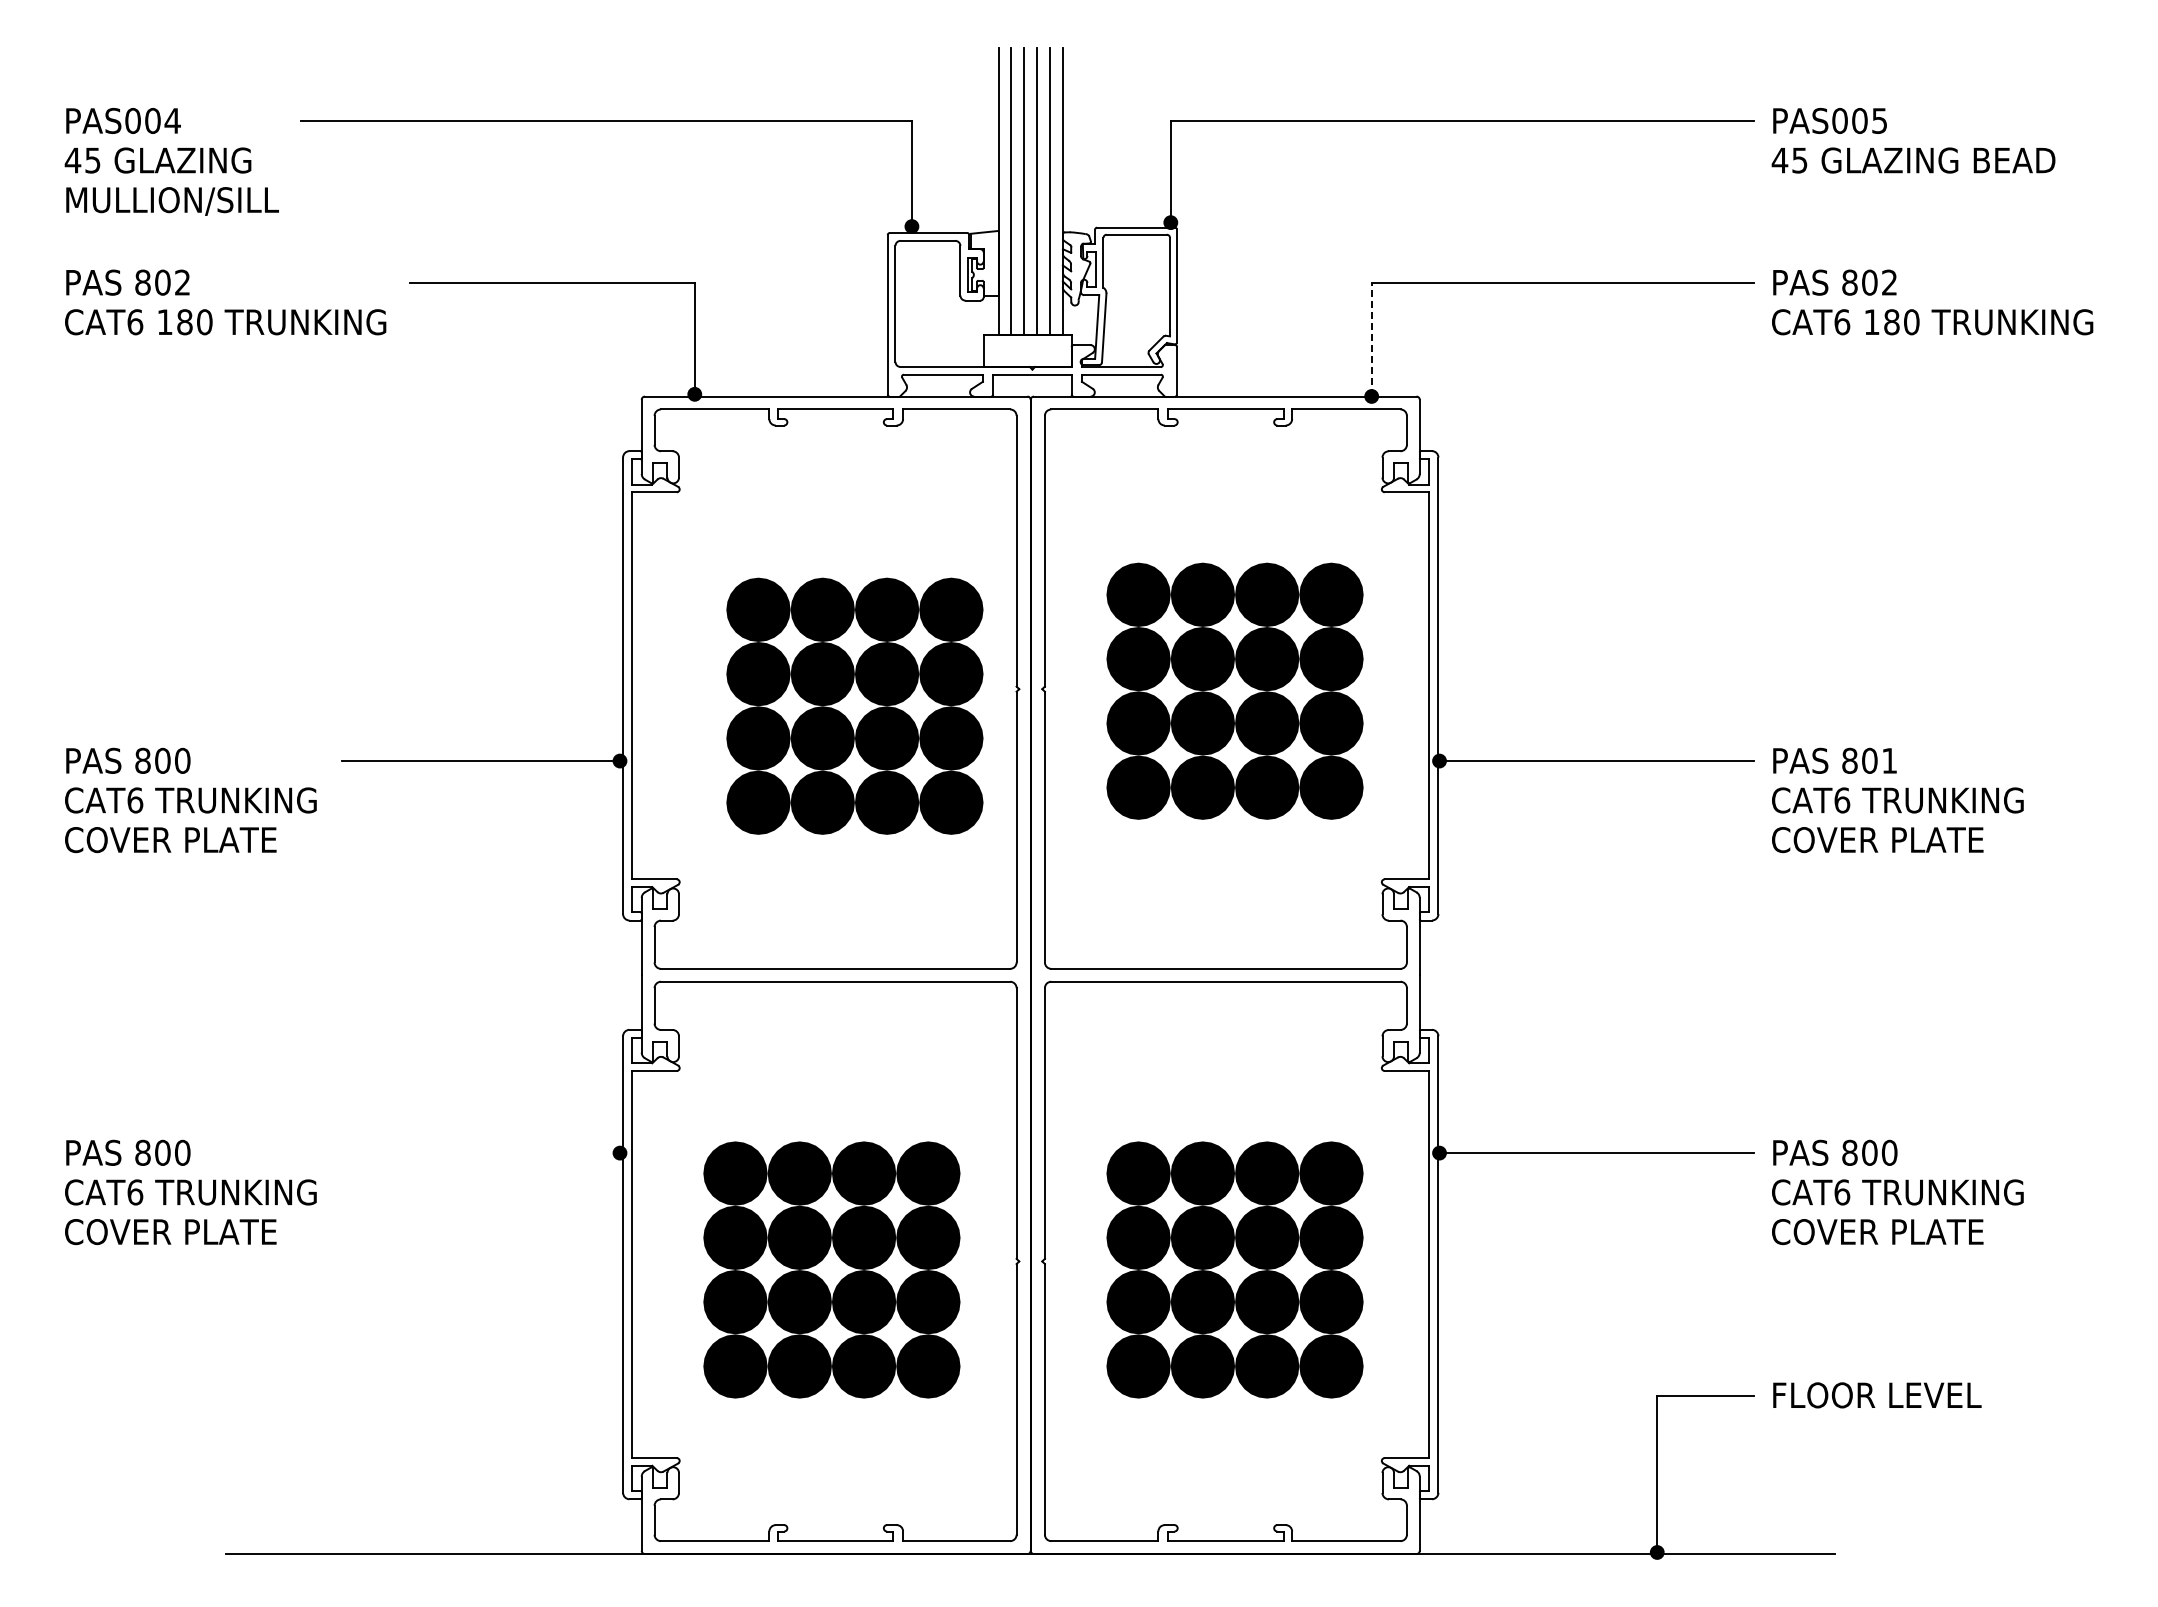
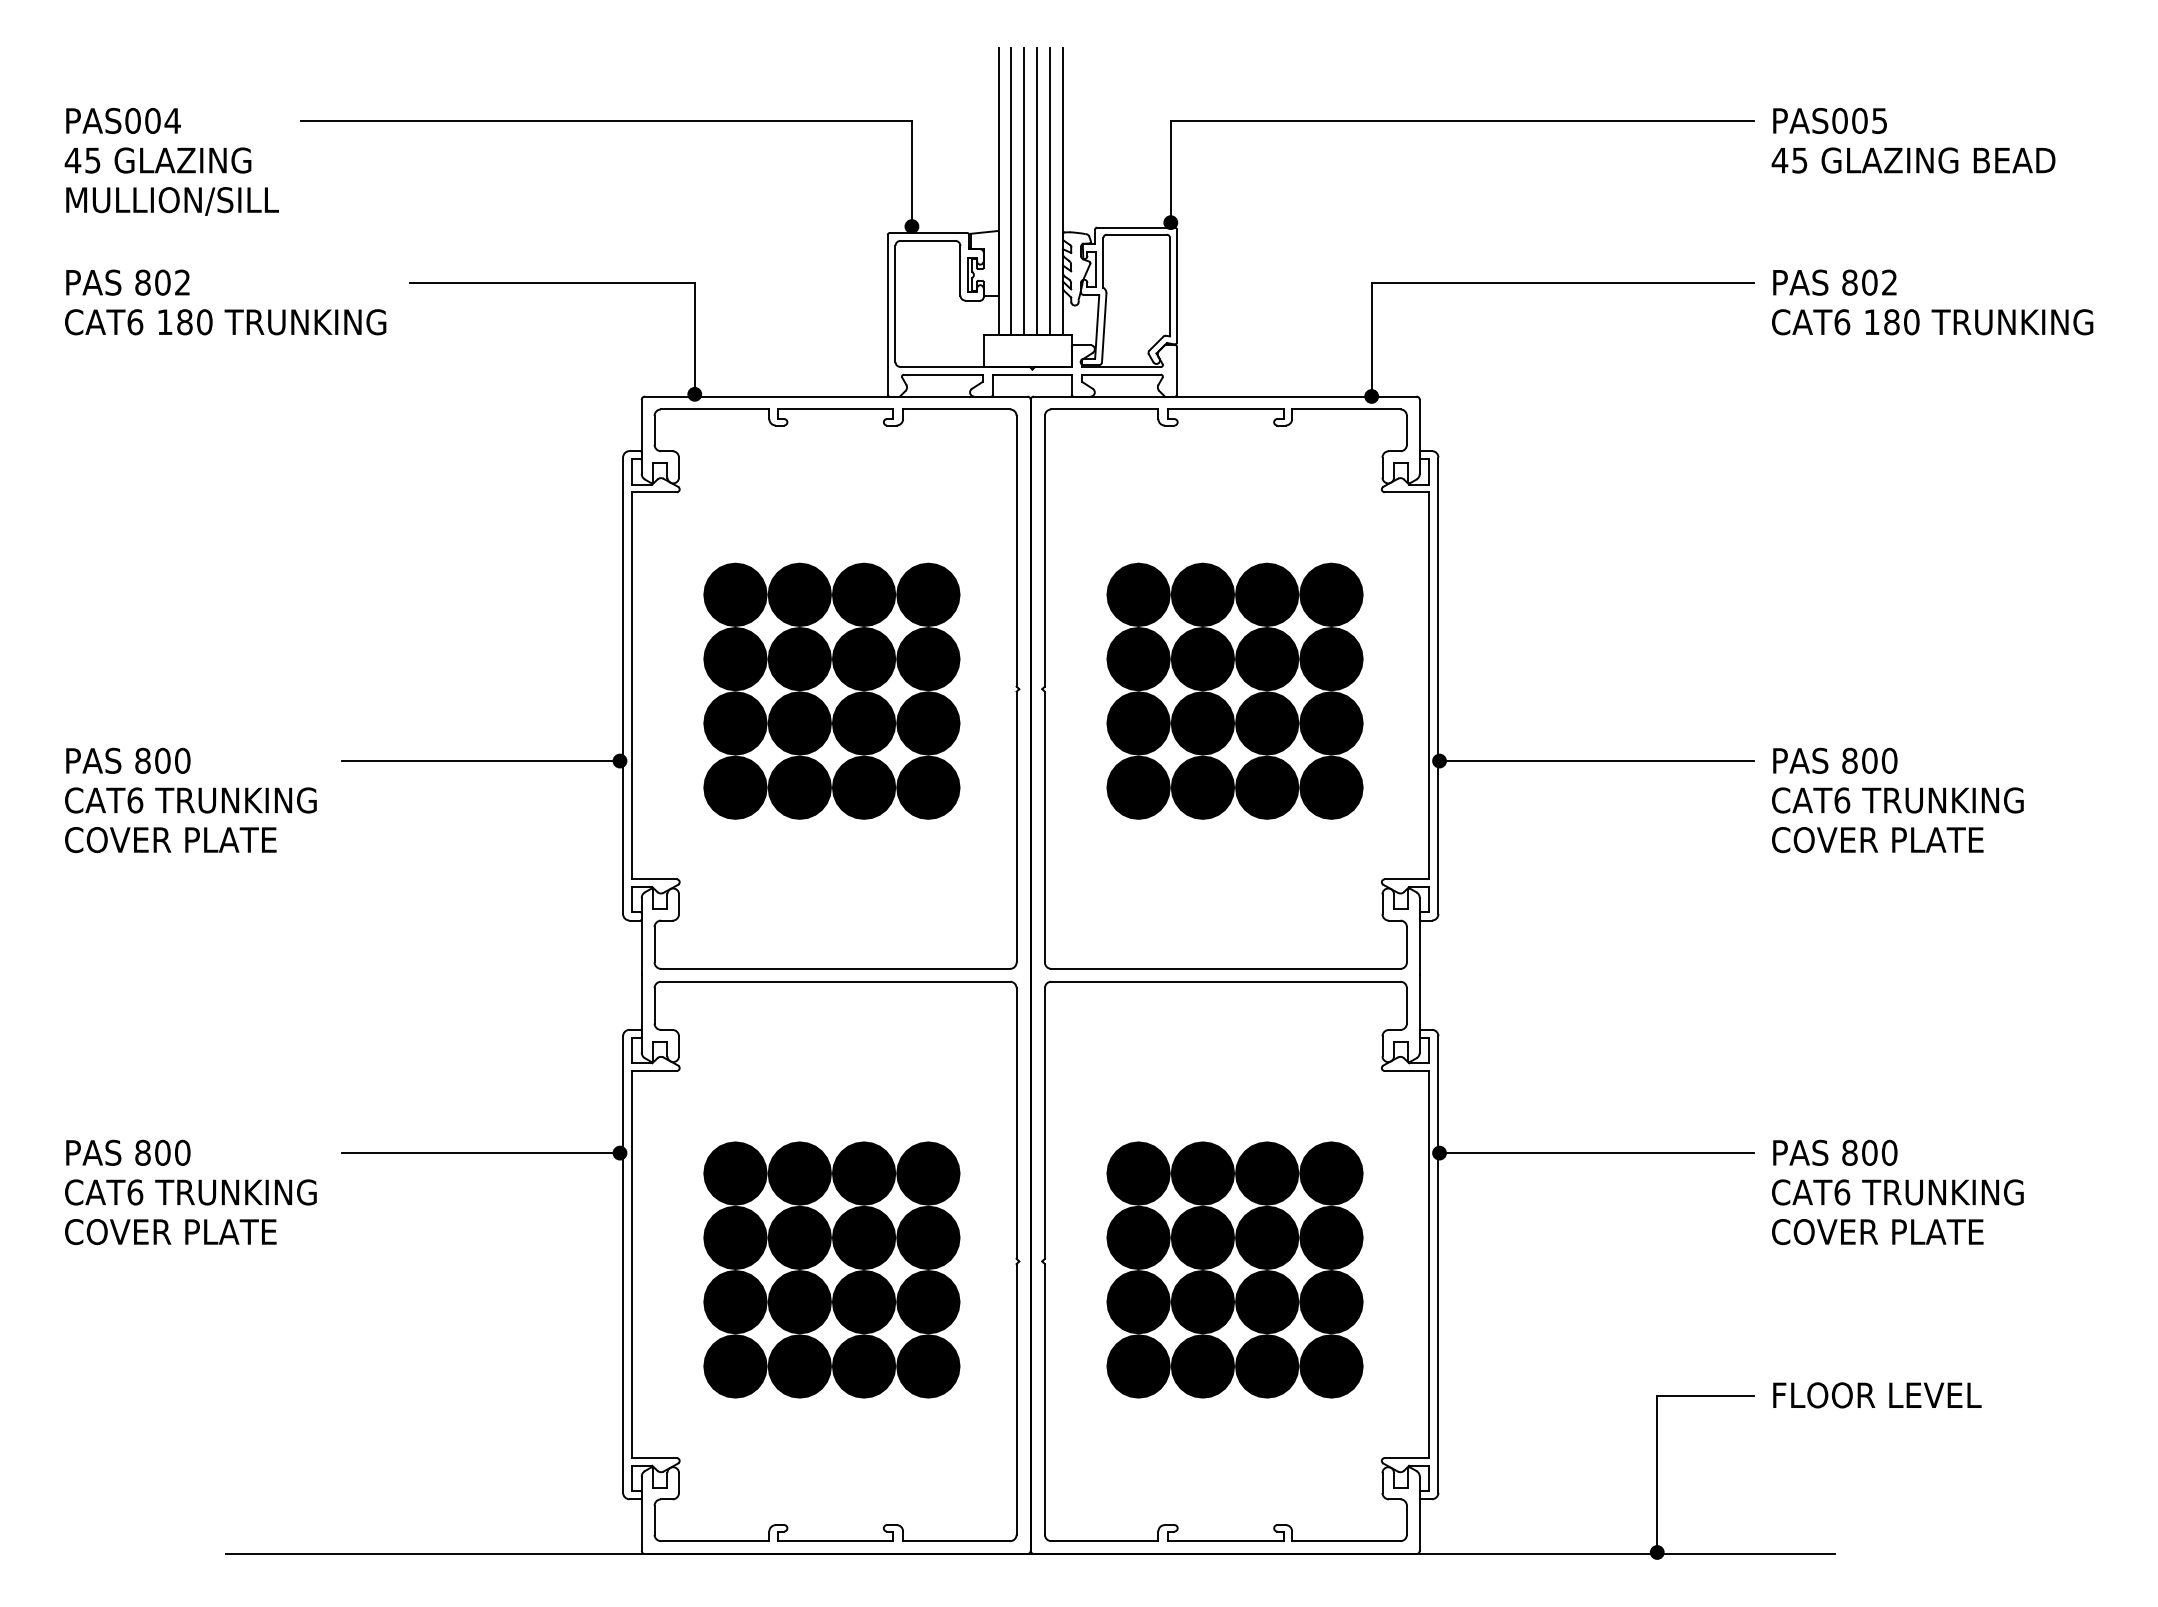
line: dashed -> solid (1371, 339)
part position: (854, 705) -> (831, 690) (831, 690)
text: 801 -> 800 (1889, 760)
line: none -> present (481, 1153)
